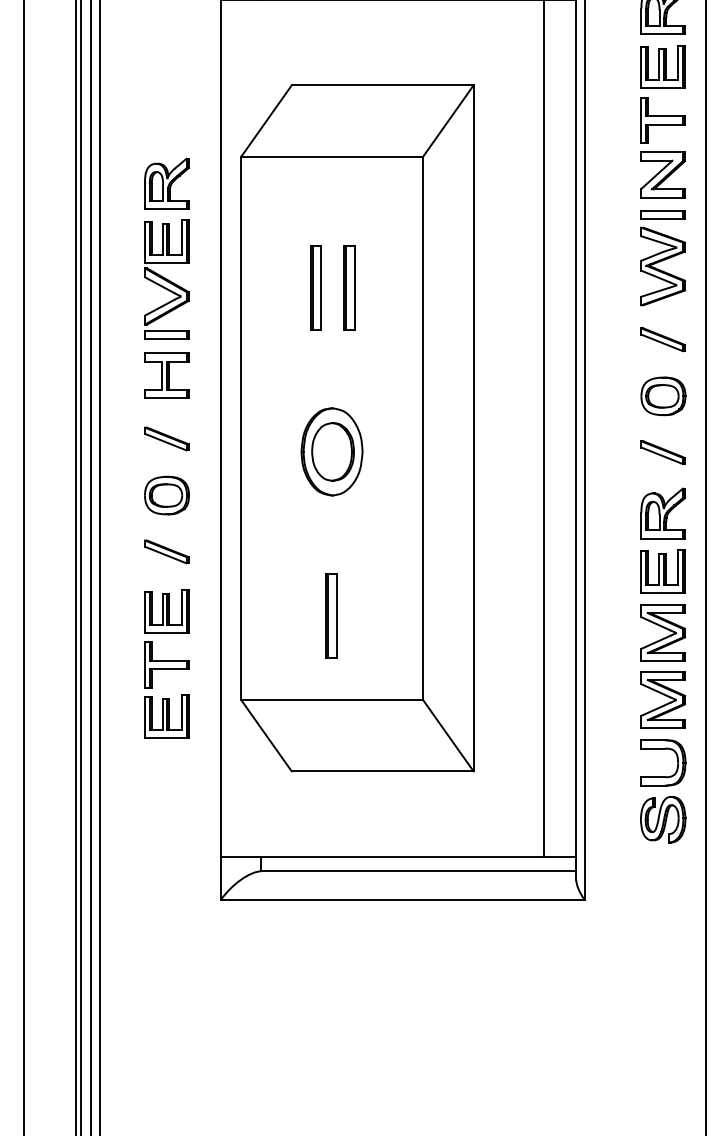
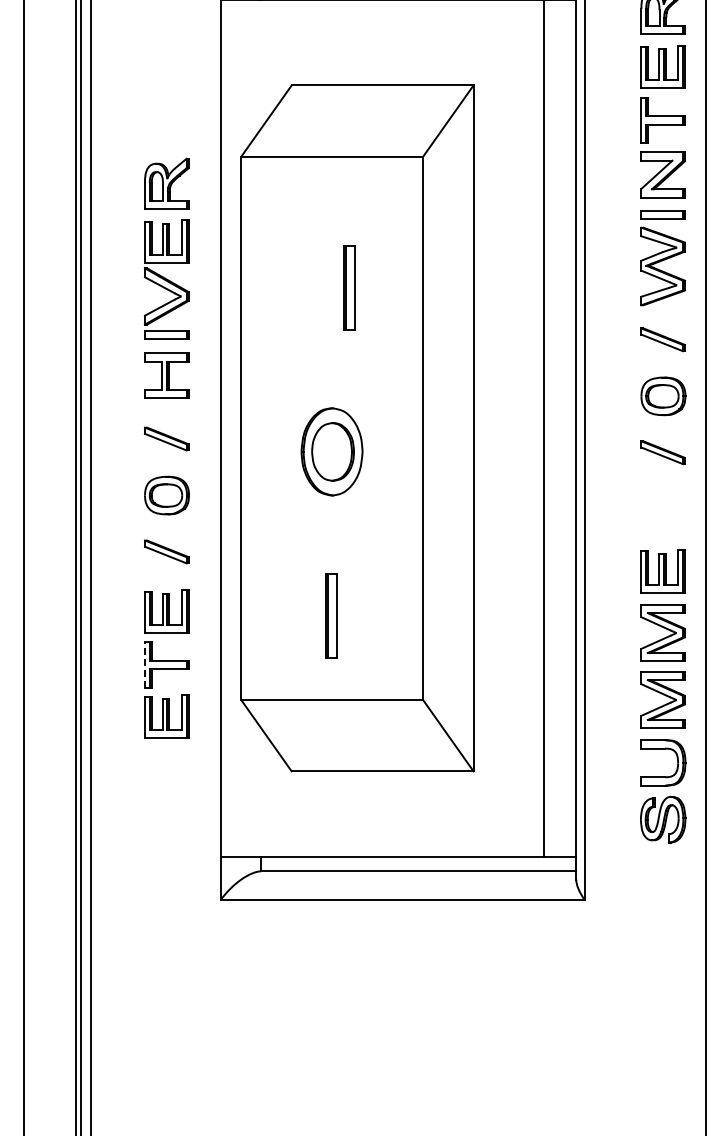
part: present -> none (315, 287)
part: present -> none (662, 513)
line: present -> none (99, 567)
line: solid -> dashed (144, 665)
